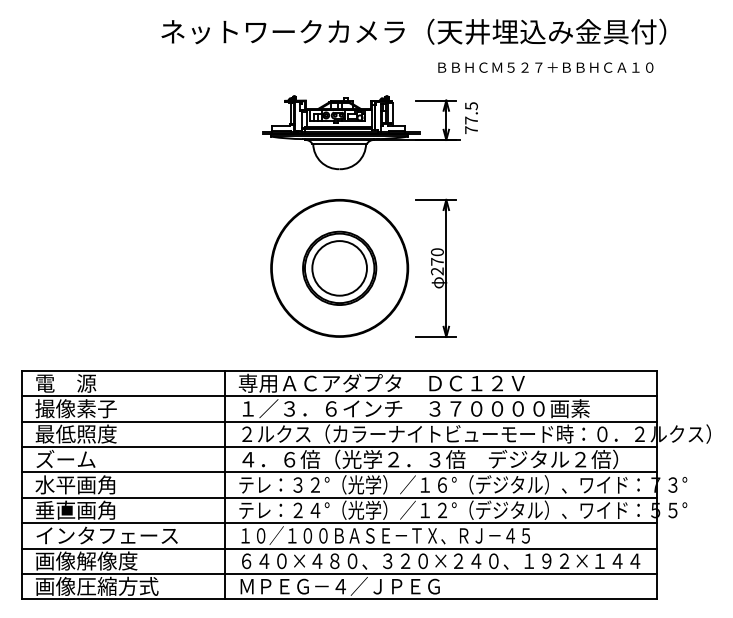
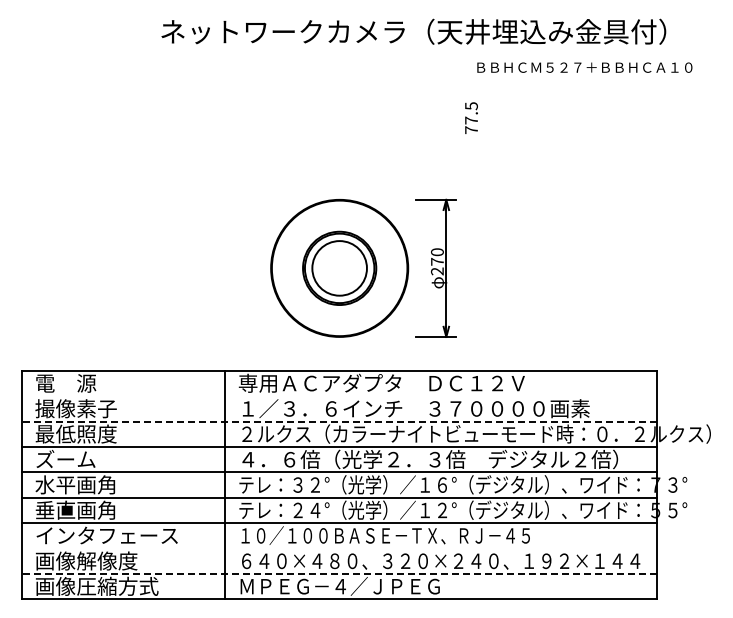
text position: (545, 67) -> (584, 67) (584, 67)
part: present -> none (361, 132)
line: present -> none (338, 396)
line: solid -> dashed (338, 421)
line: present -> none (338, 548)
line: solid -> dashed (338, 573)
